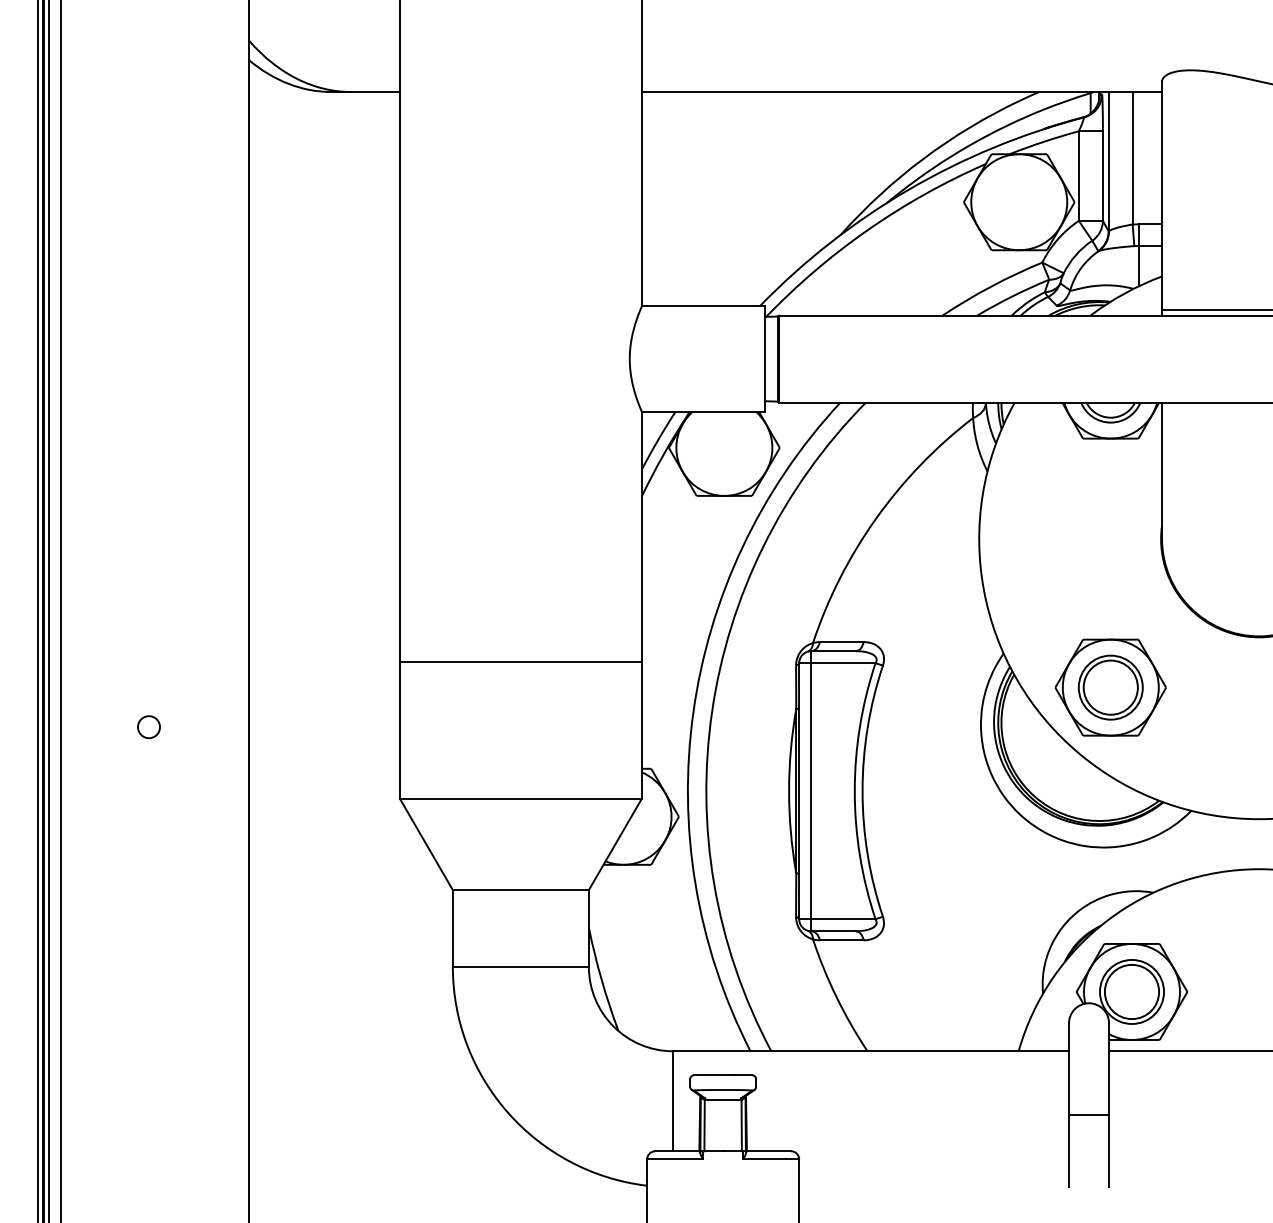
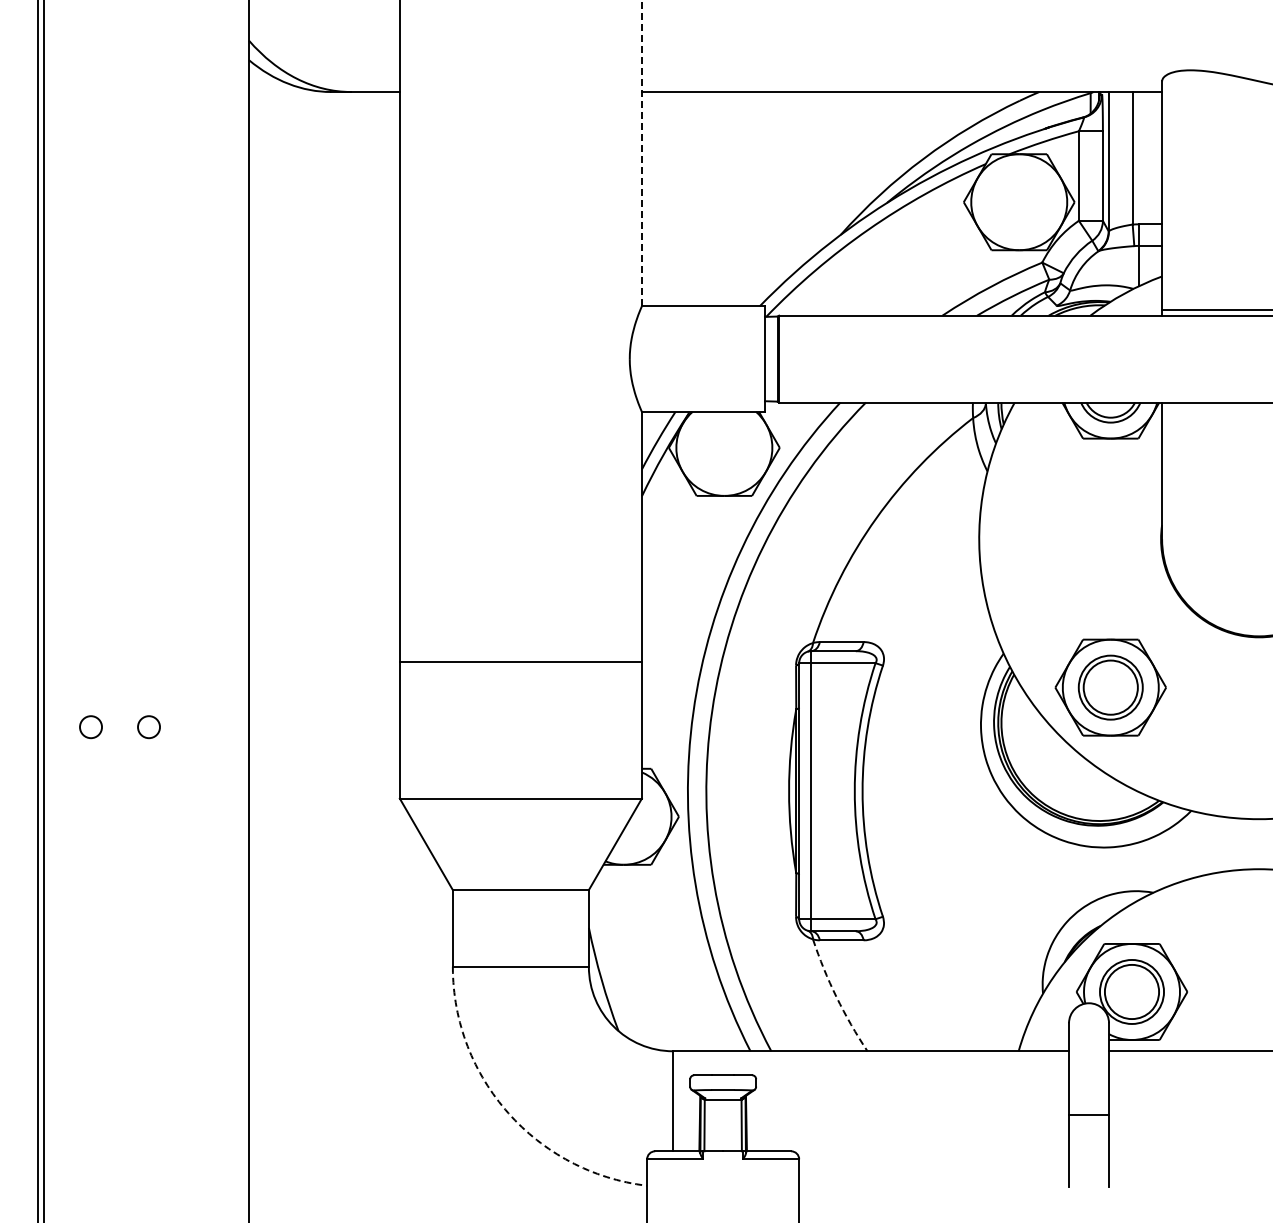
line: solid -> dashed (641, 153)
line: present -> none (42, 610)
line: present -> none (48, 610)
line: present -> none (60, 610)
circle: none -> present (90, 727)
arc: solid -> dashed (836, 997)
arc: solid -> dashed (508, 1113)
